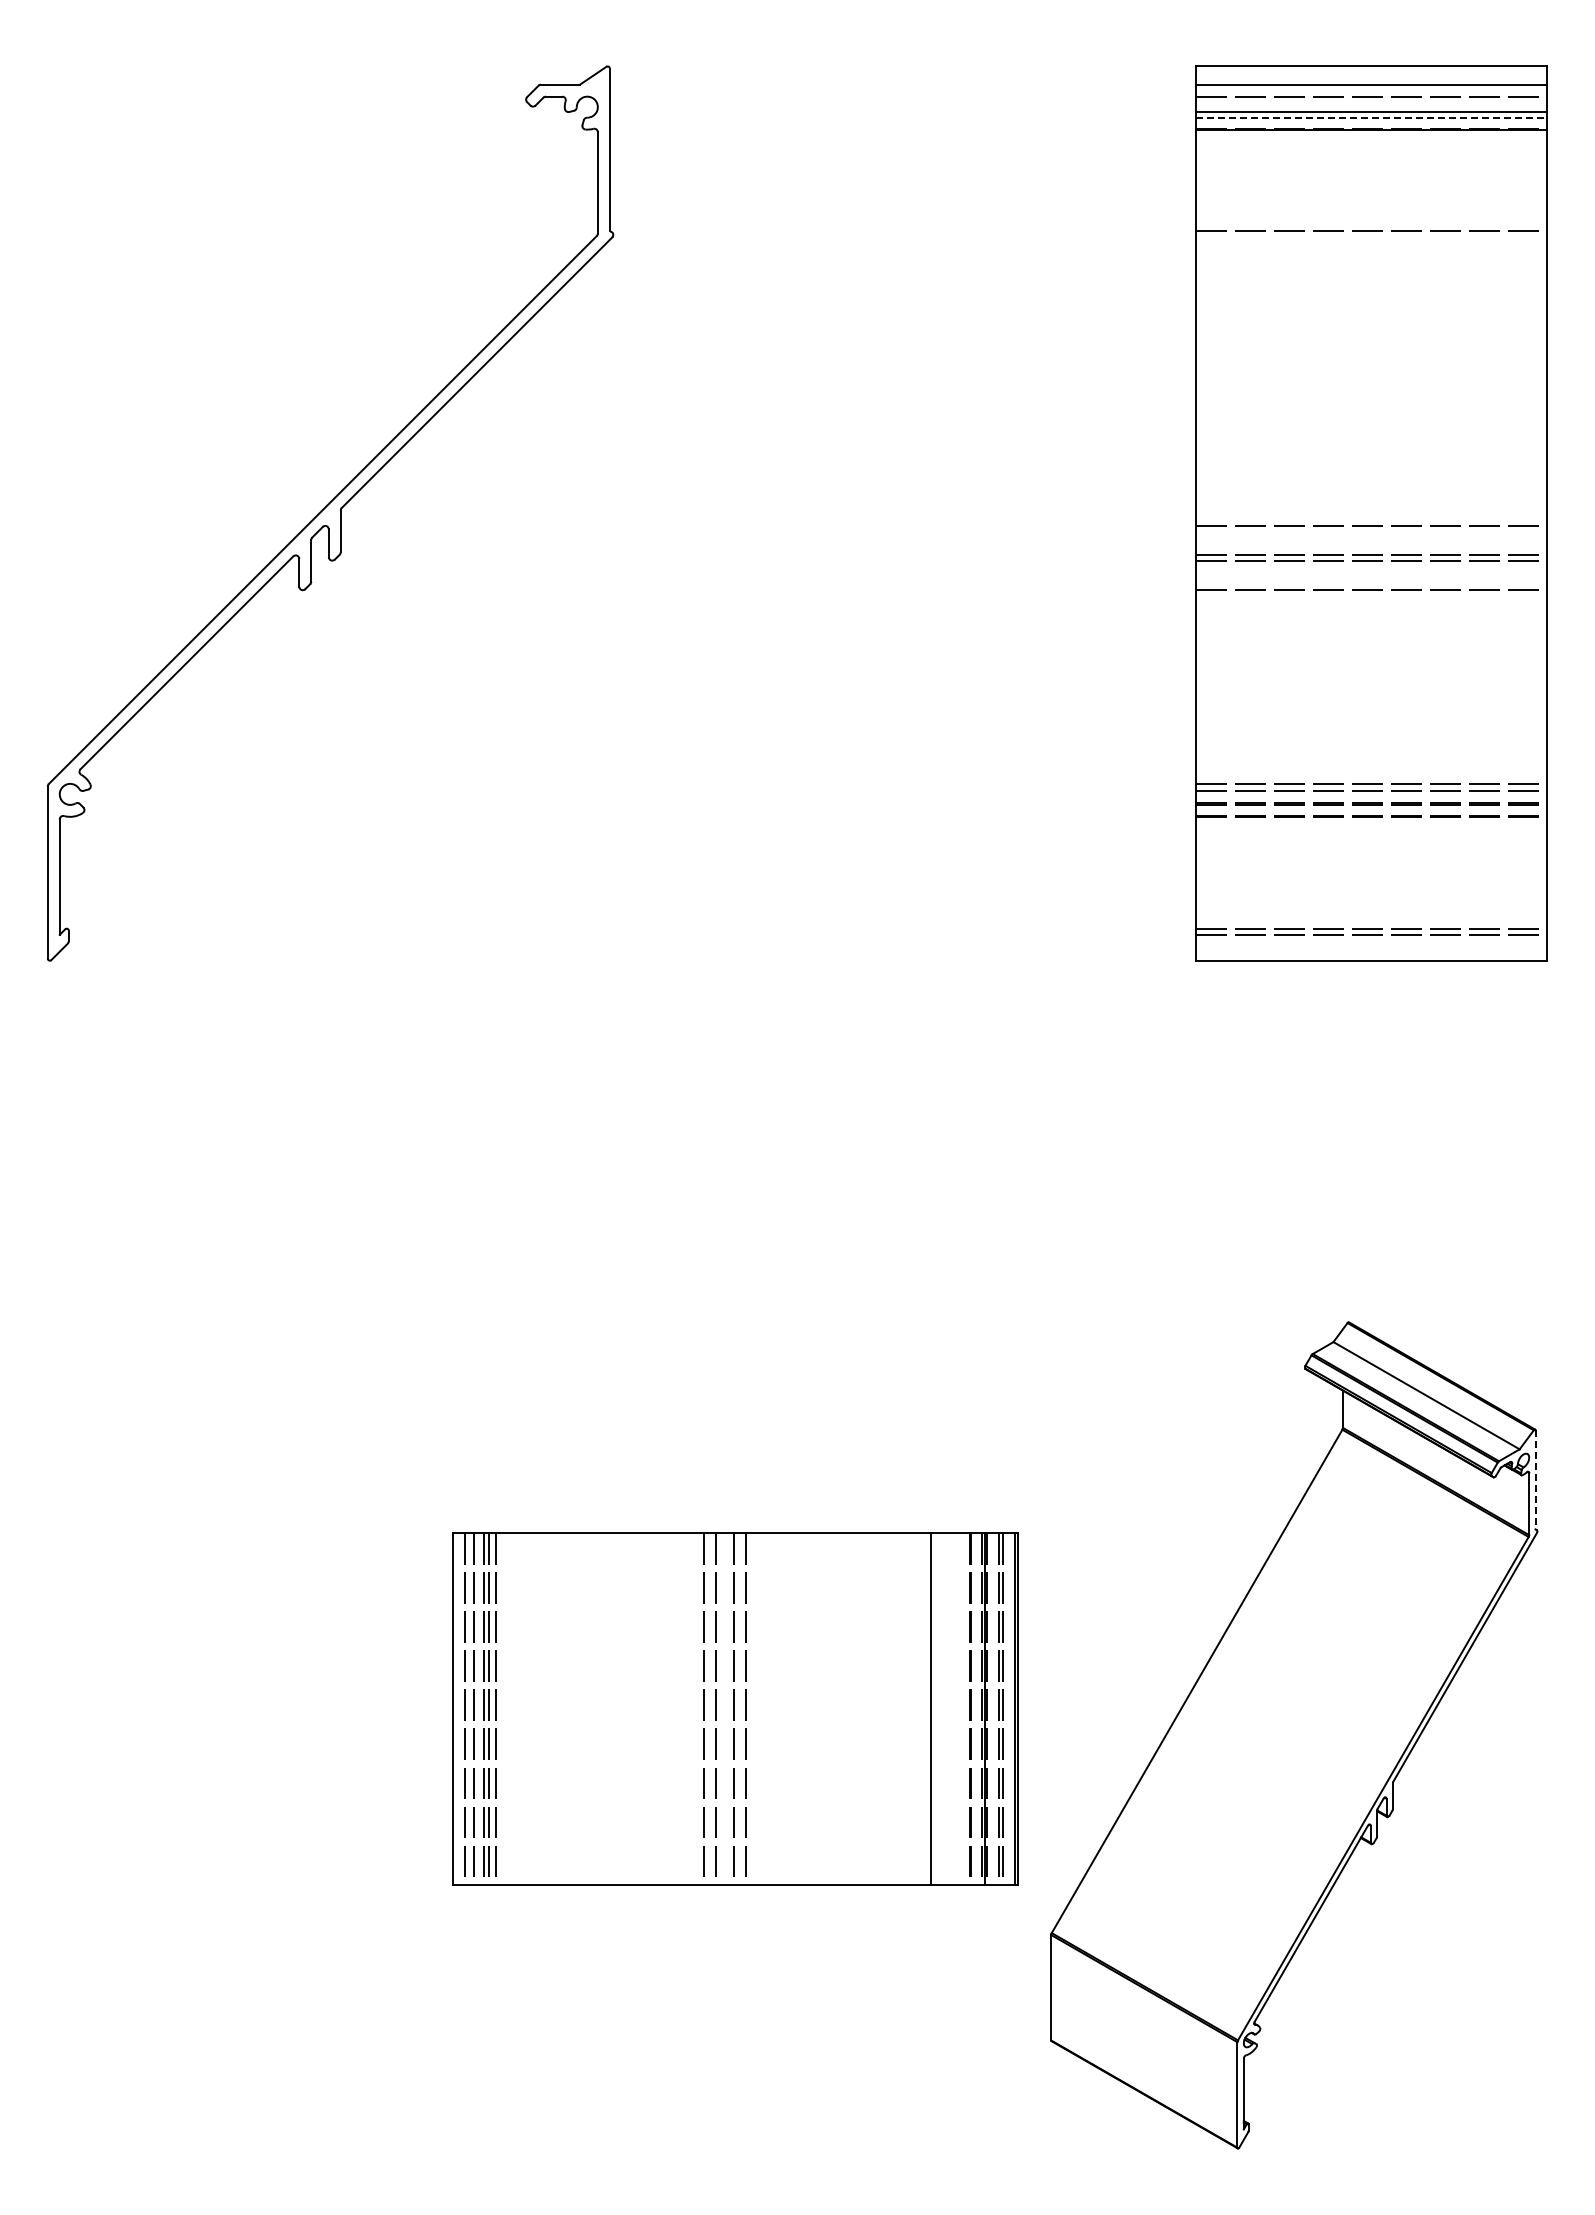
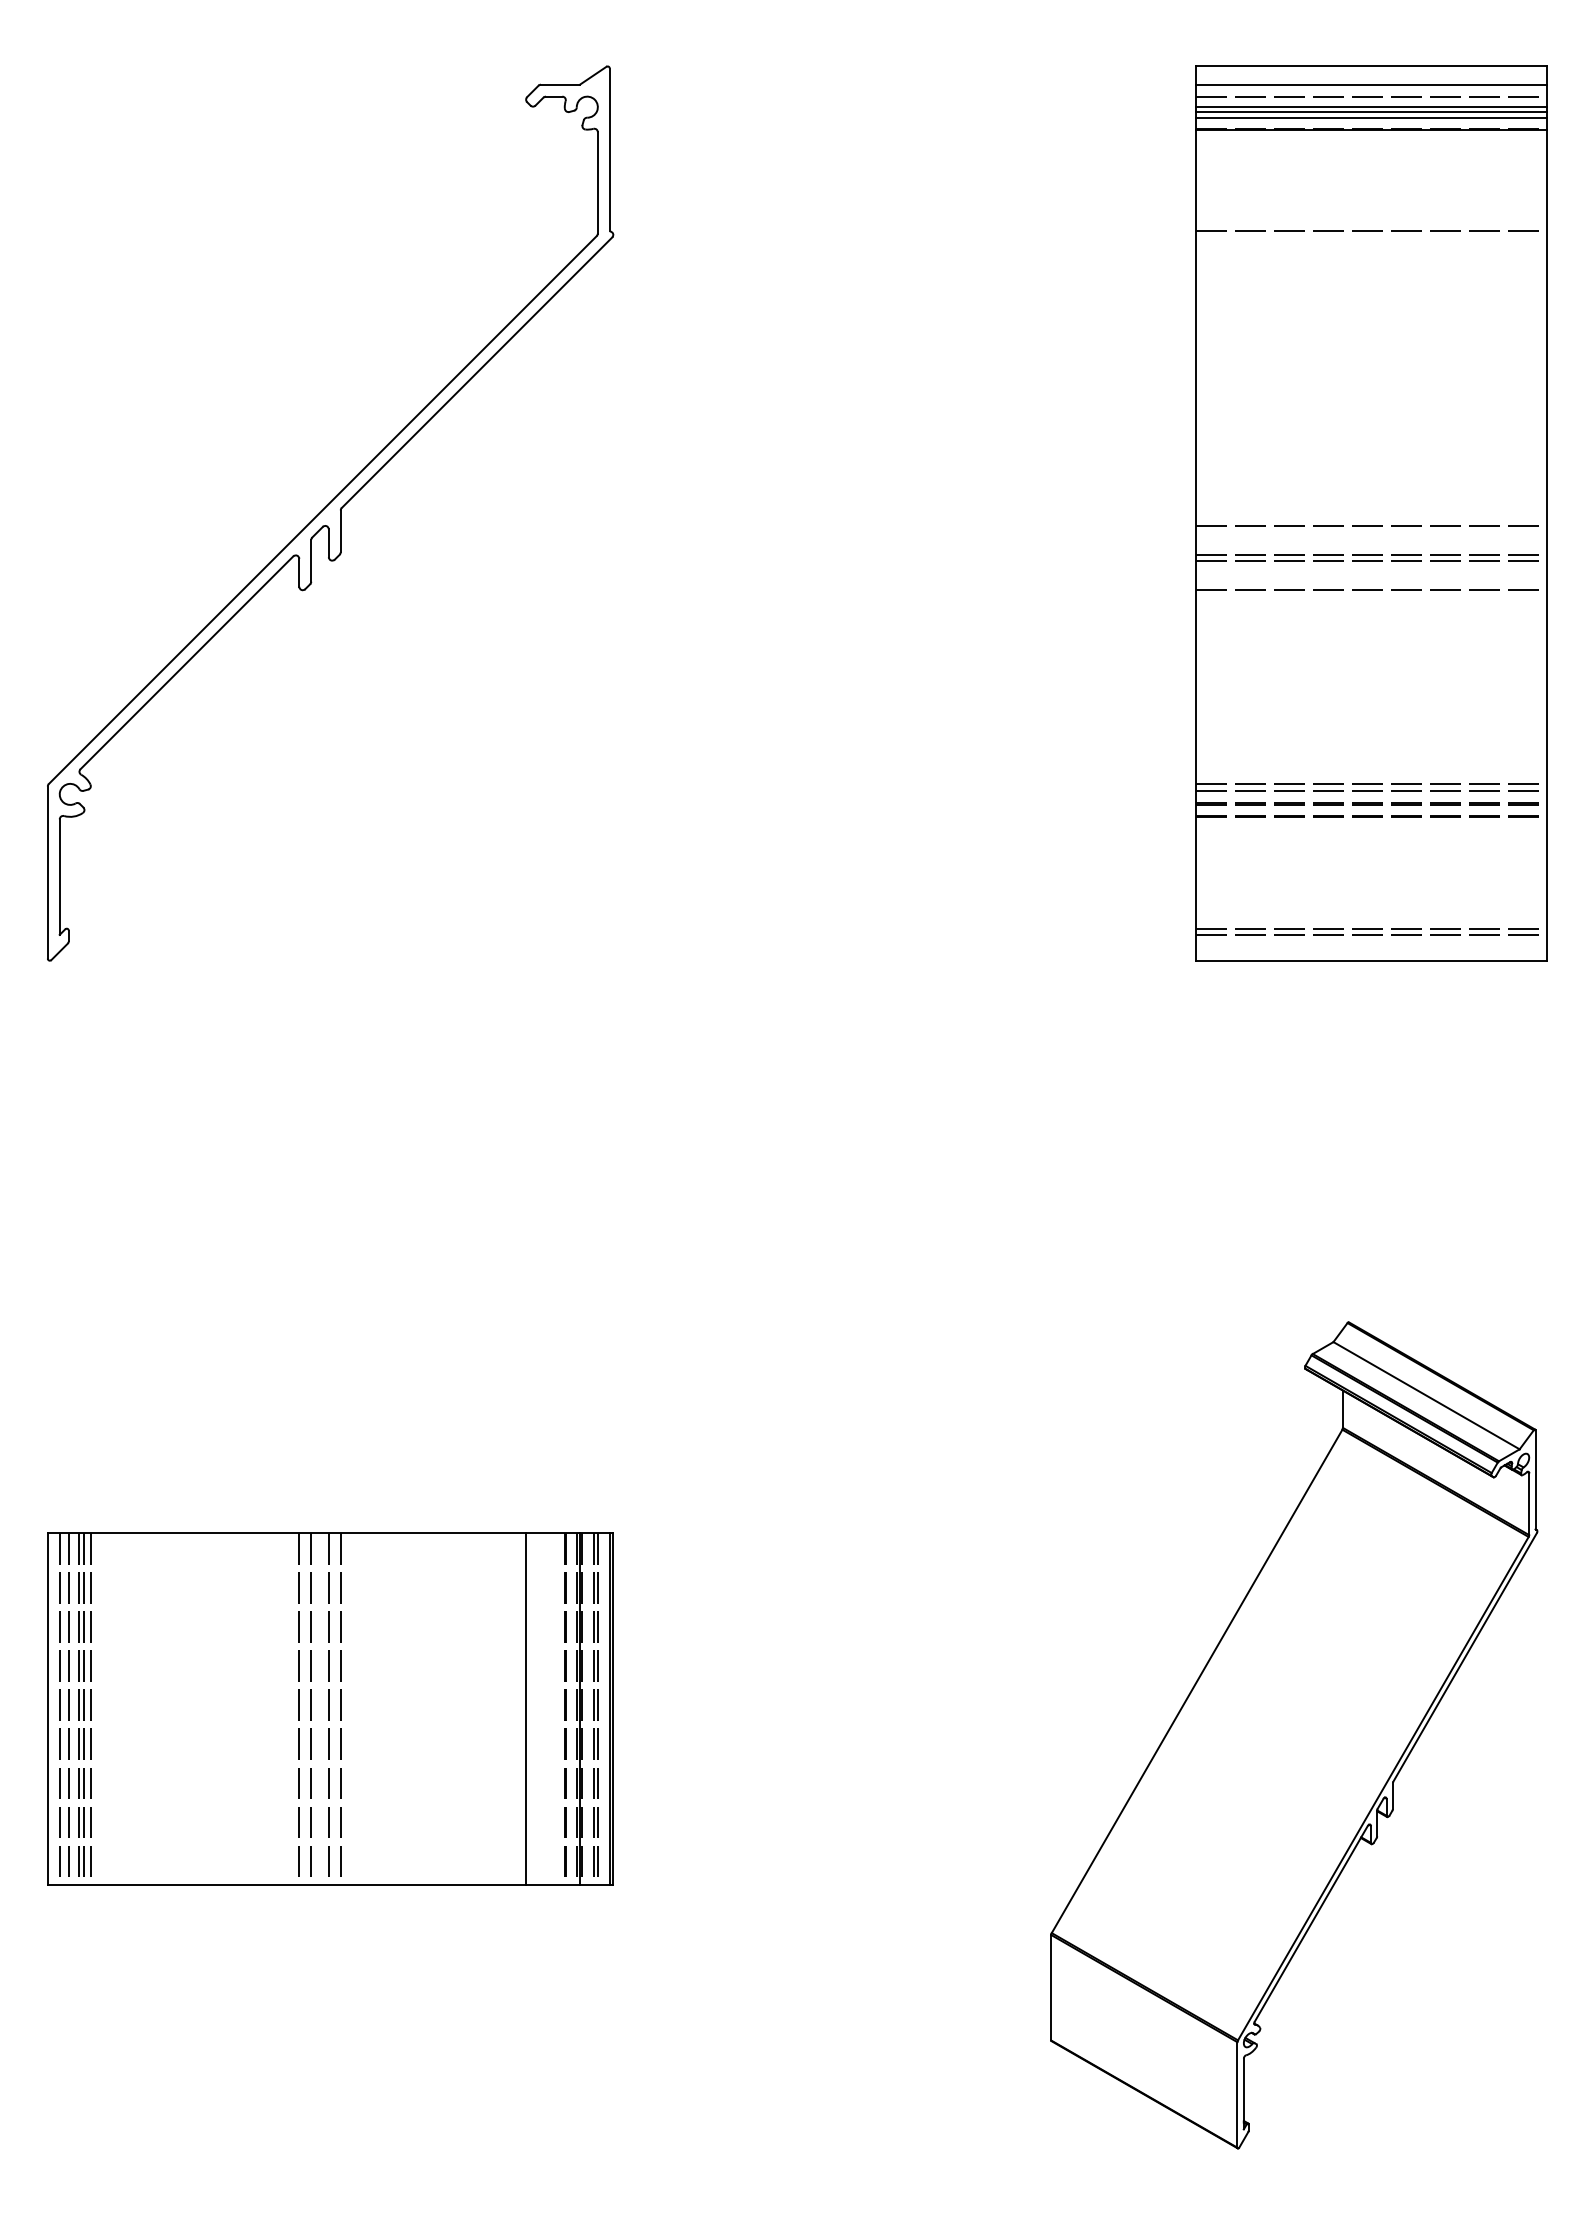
line: none -> present (1371, 106)
line: dashed -> solid (1371, 117)
line: dashed -> solid (1535, 1480)
part position: (735, 1708) -> (330, 1708) (330, 1708)
